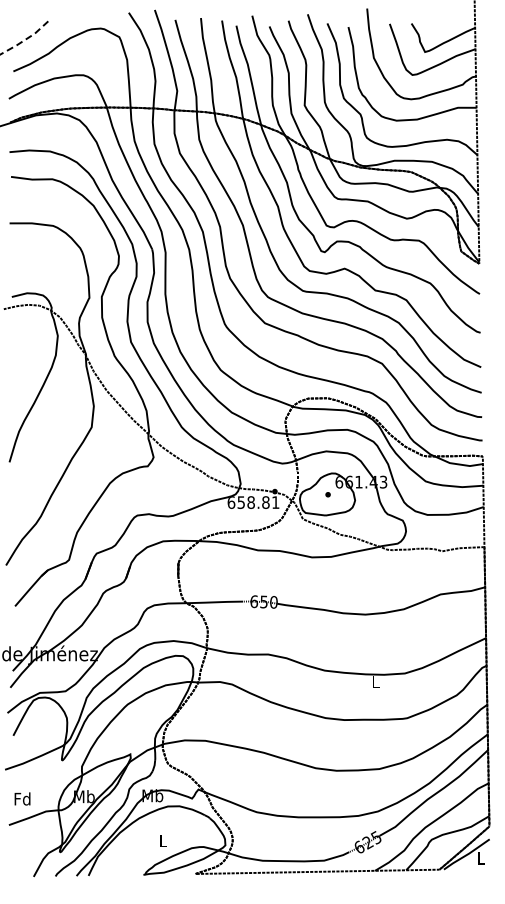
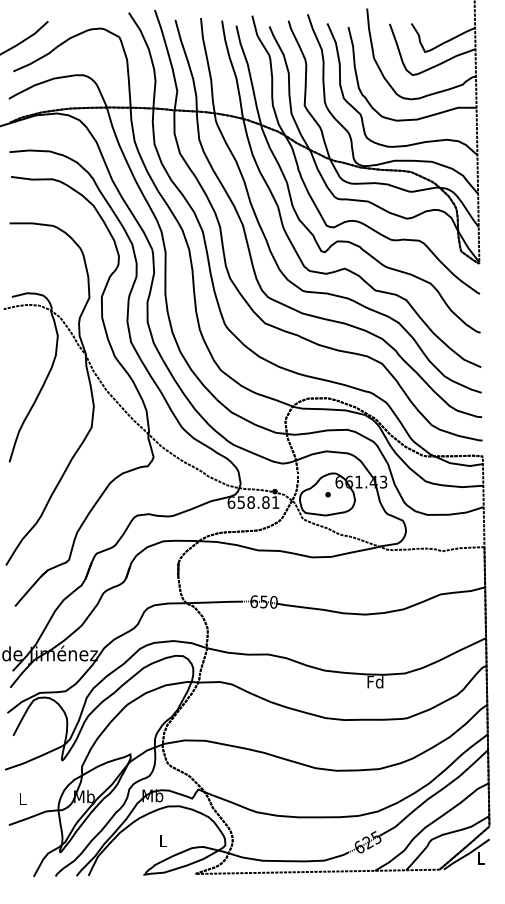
line: dashed -> solid (25, 39)
text: L -> Fd (375, 681)
text: Fd -> L (22, 798)
